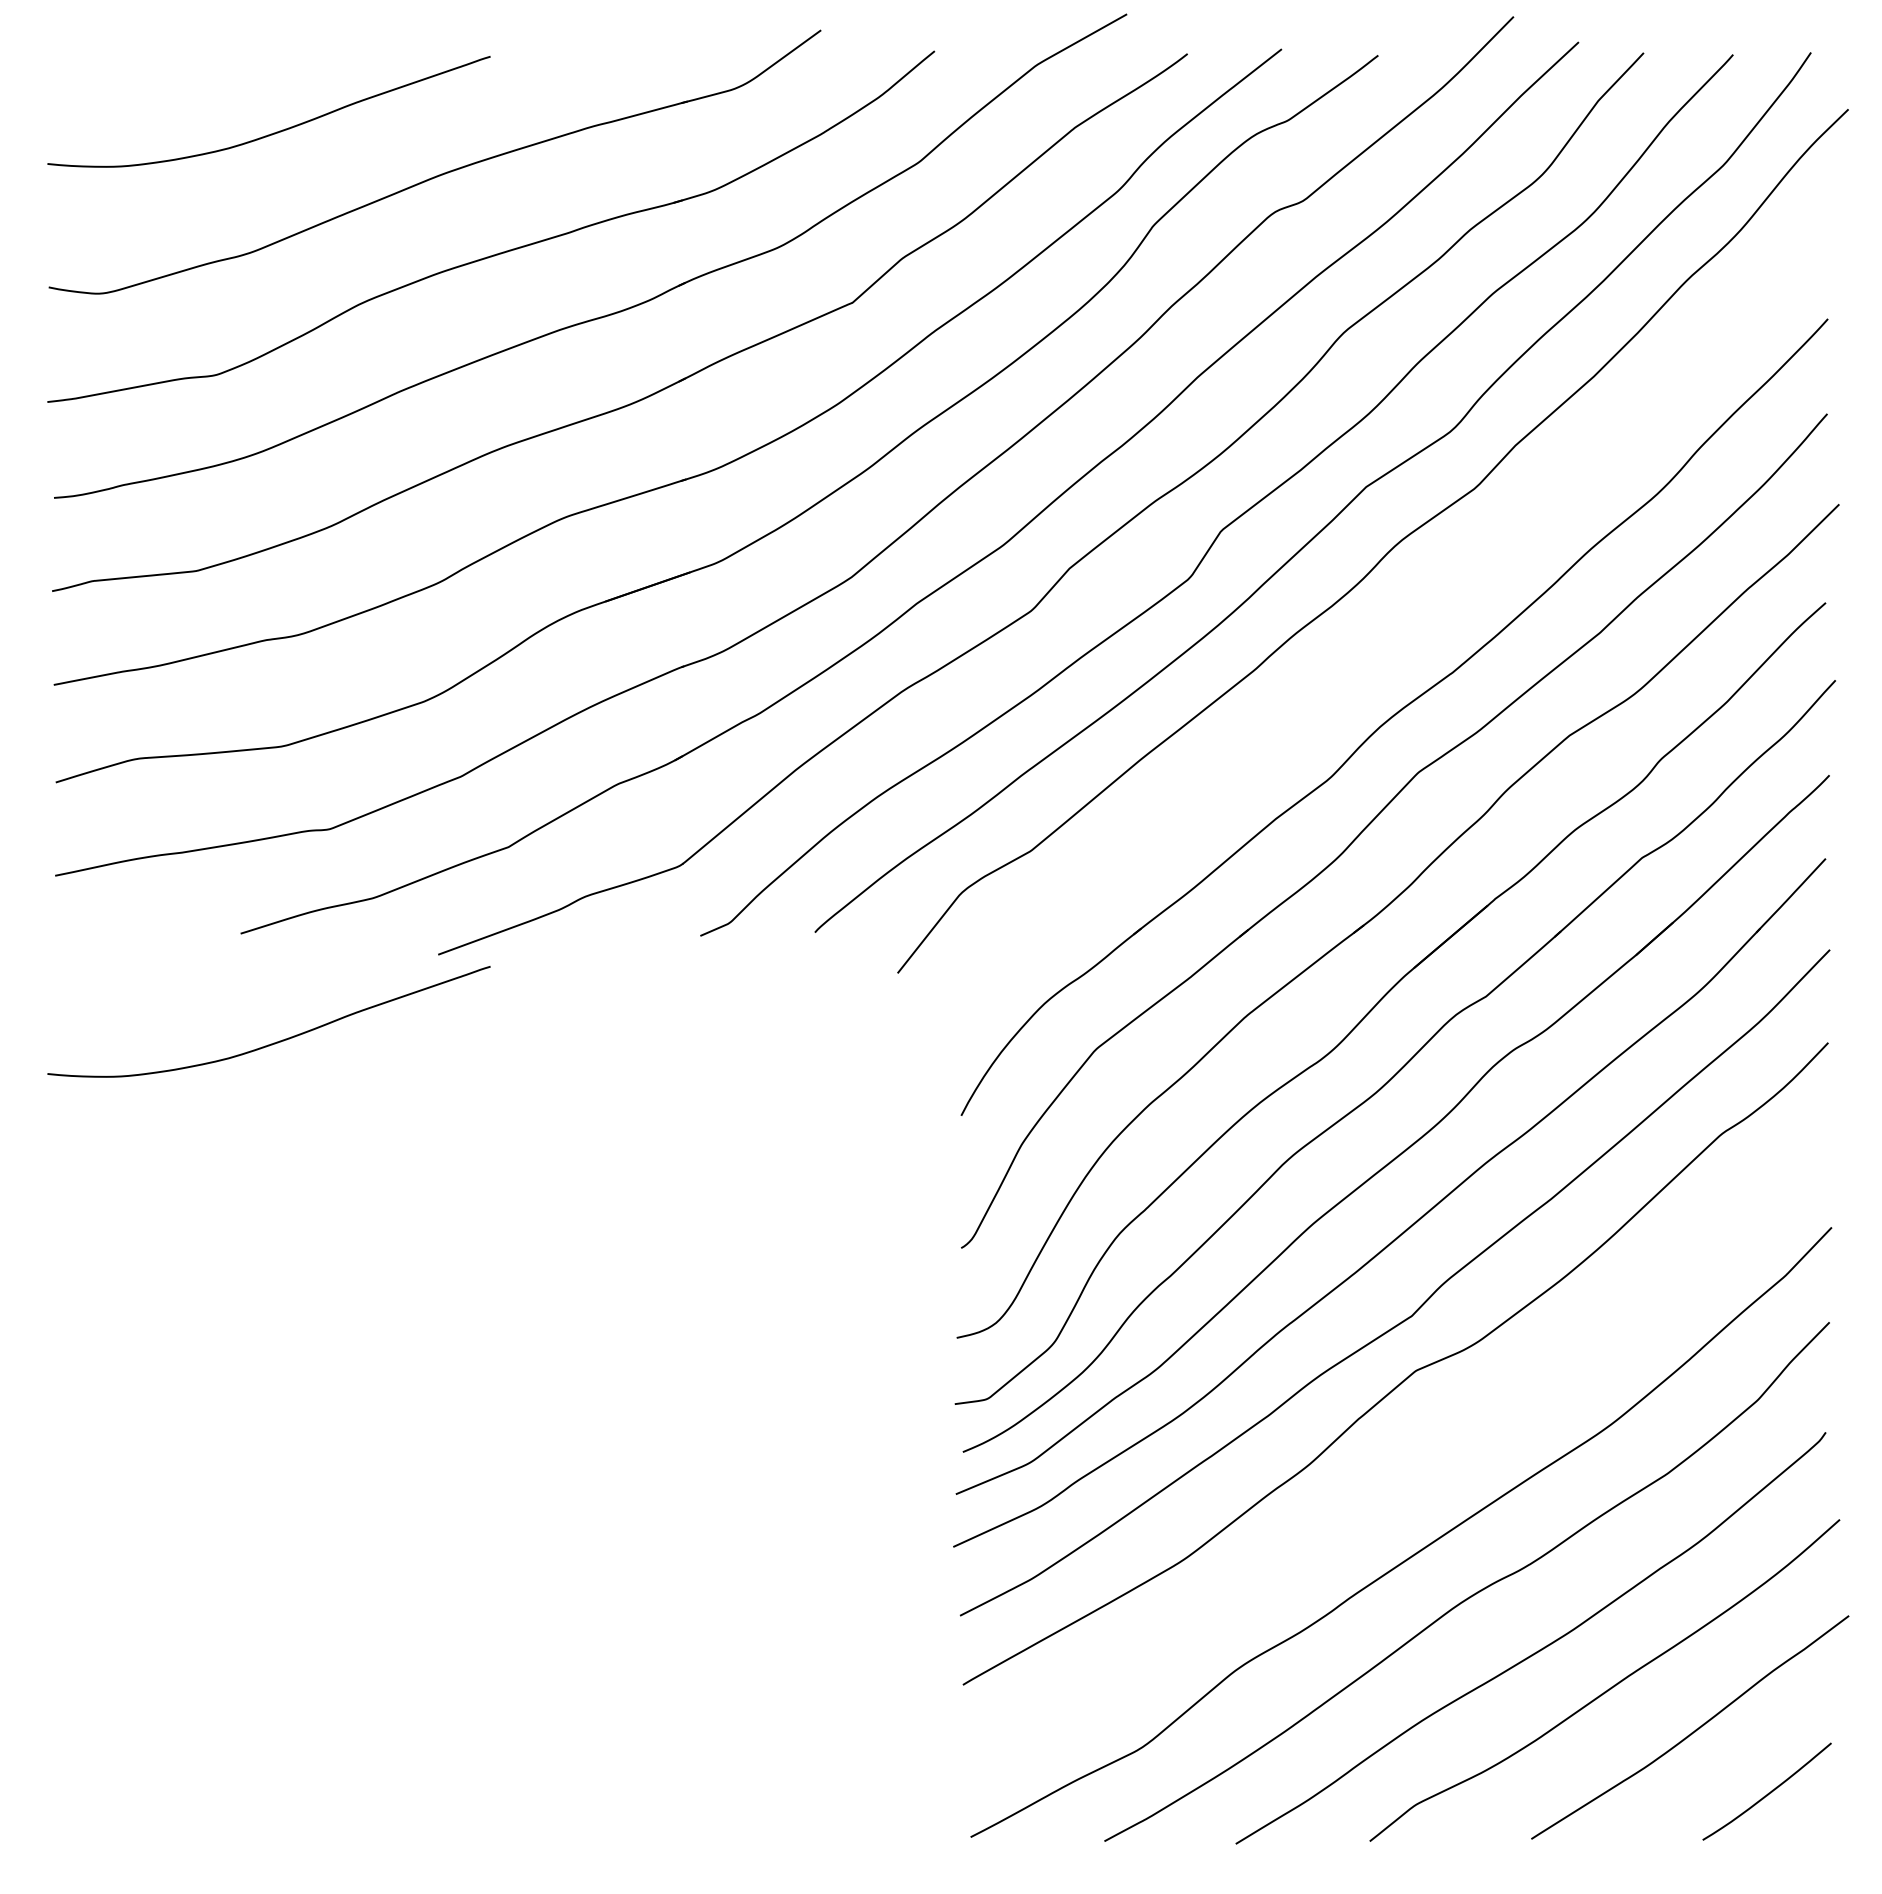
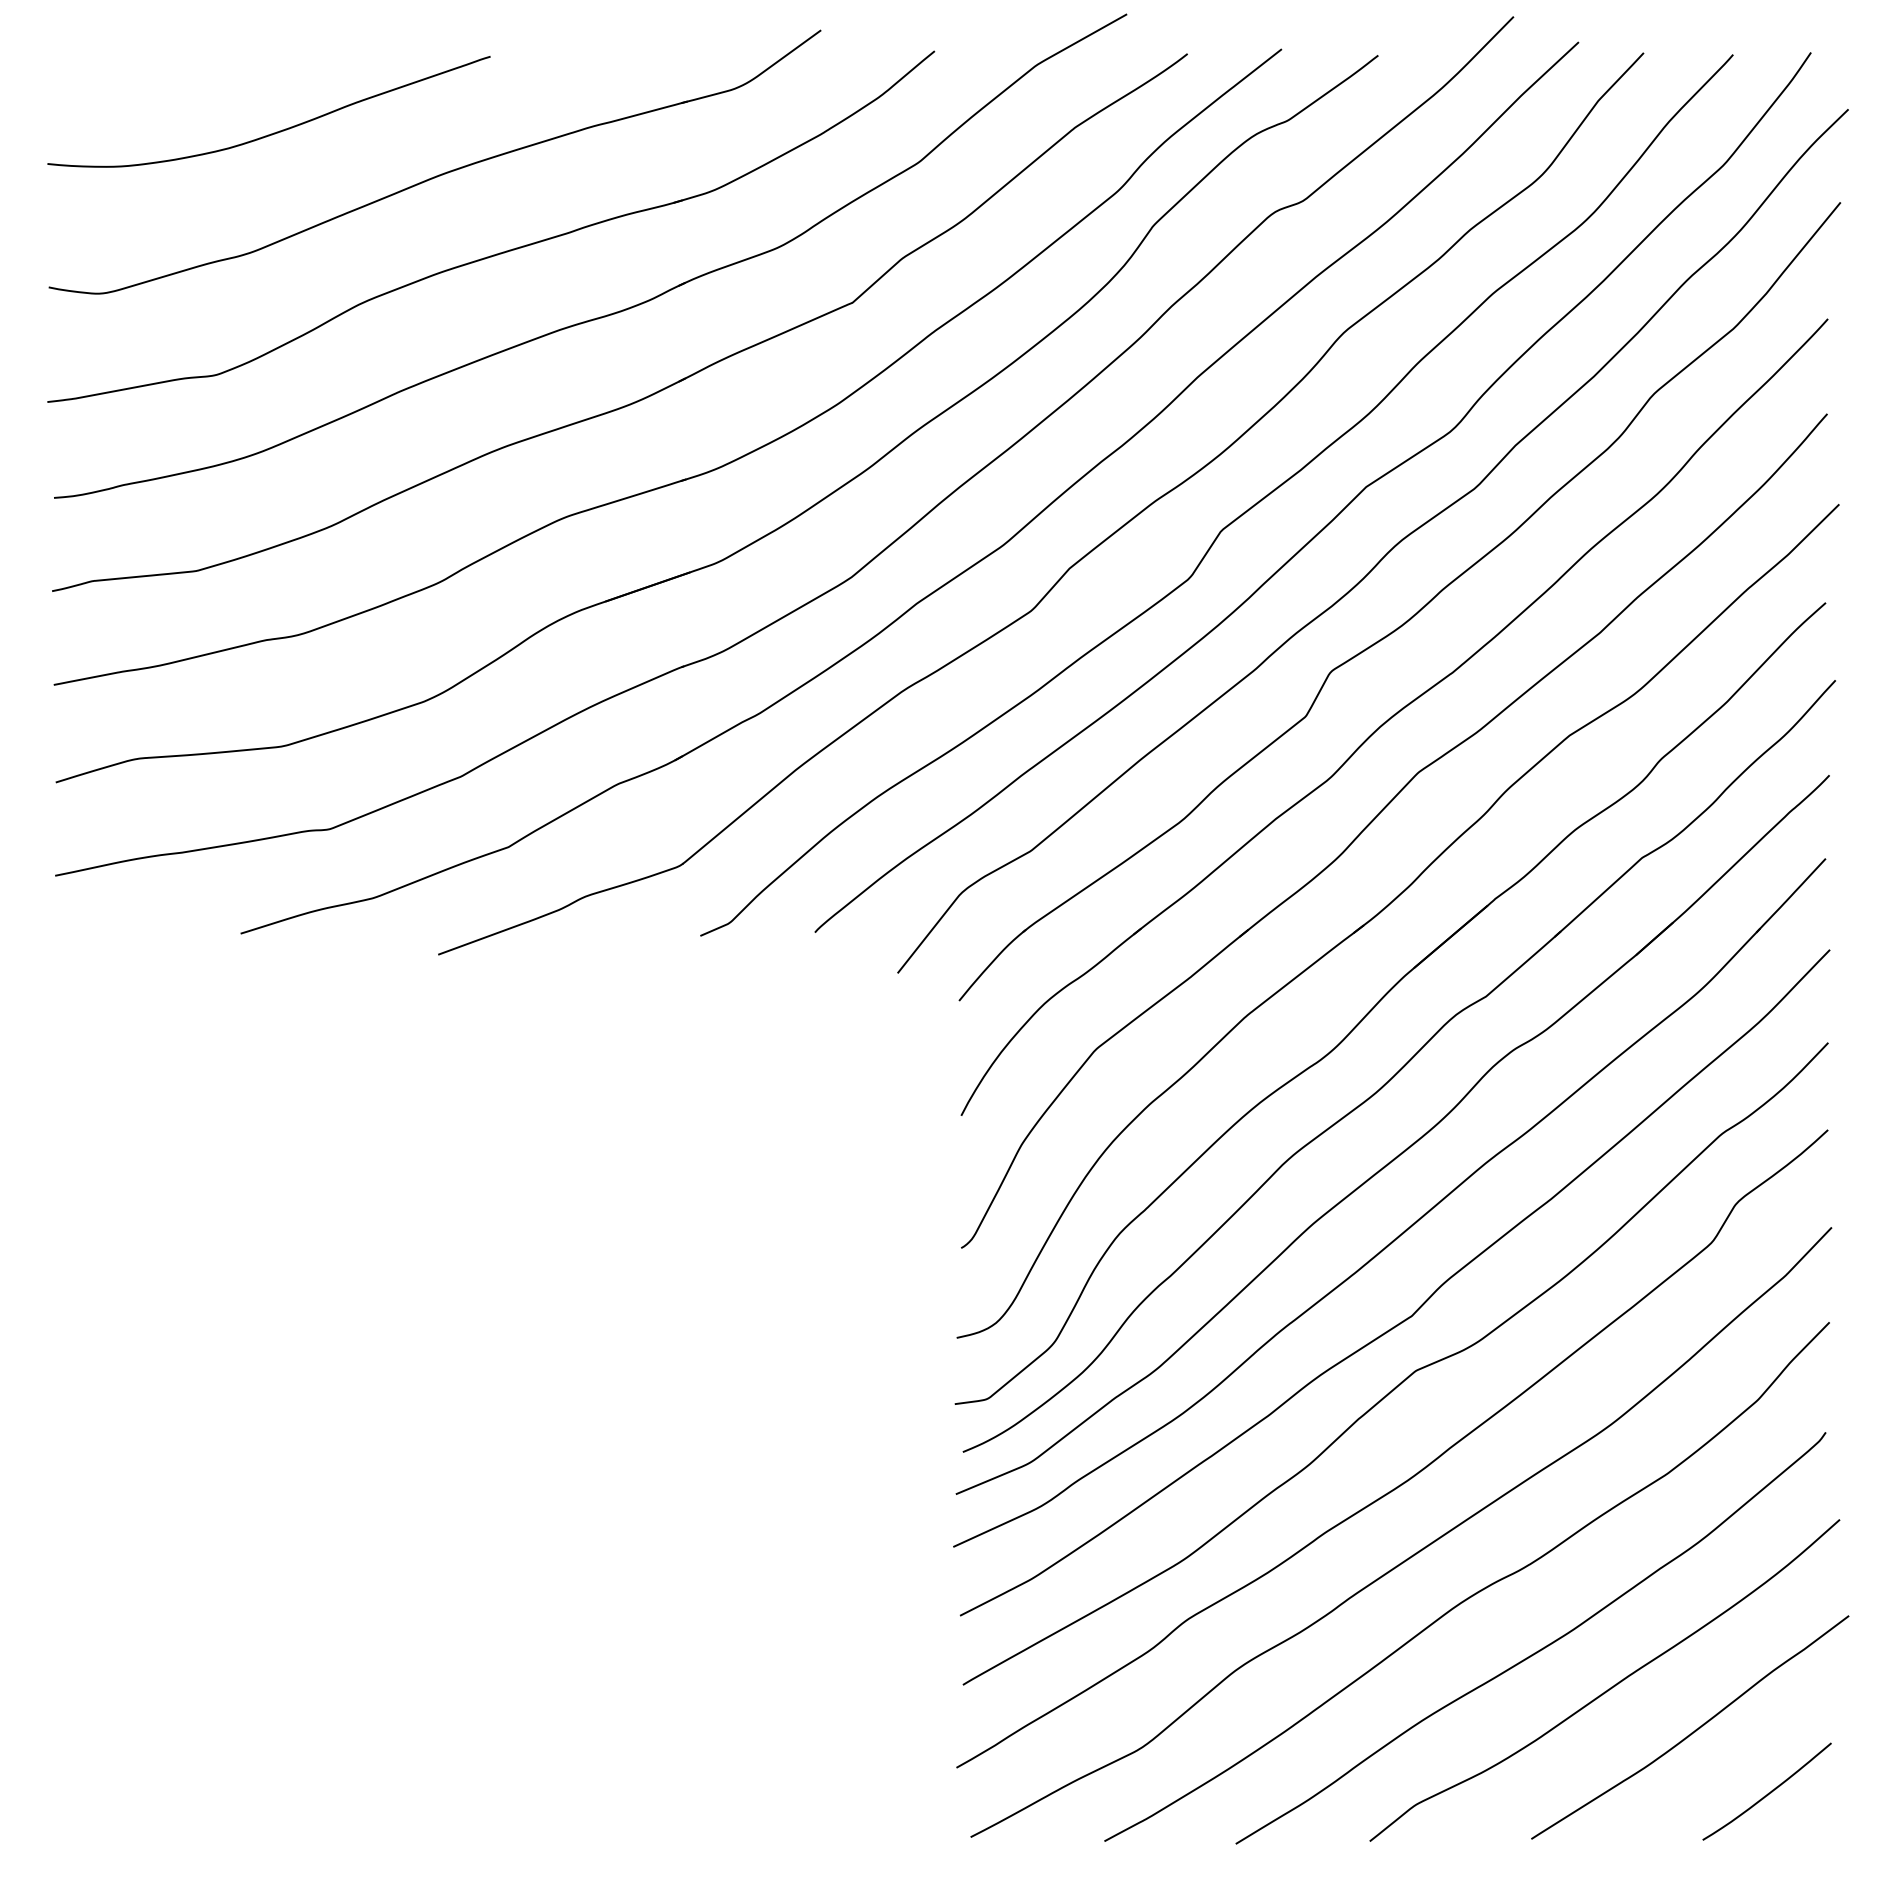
part: none -> present (1412, 615)
curve: present -> none (276, 1041)
curve: none -> present (1411, 1476)
